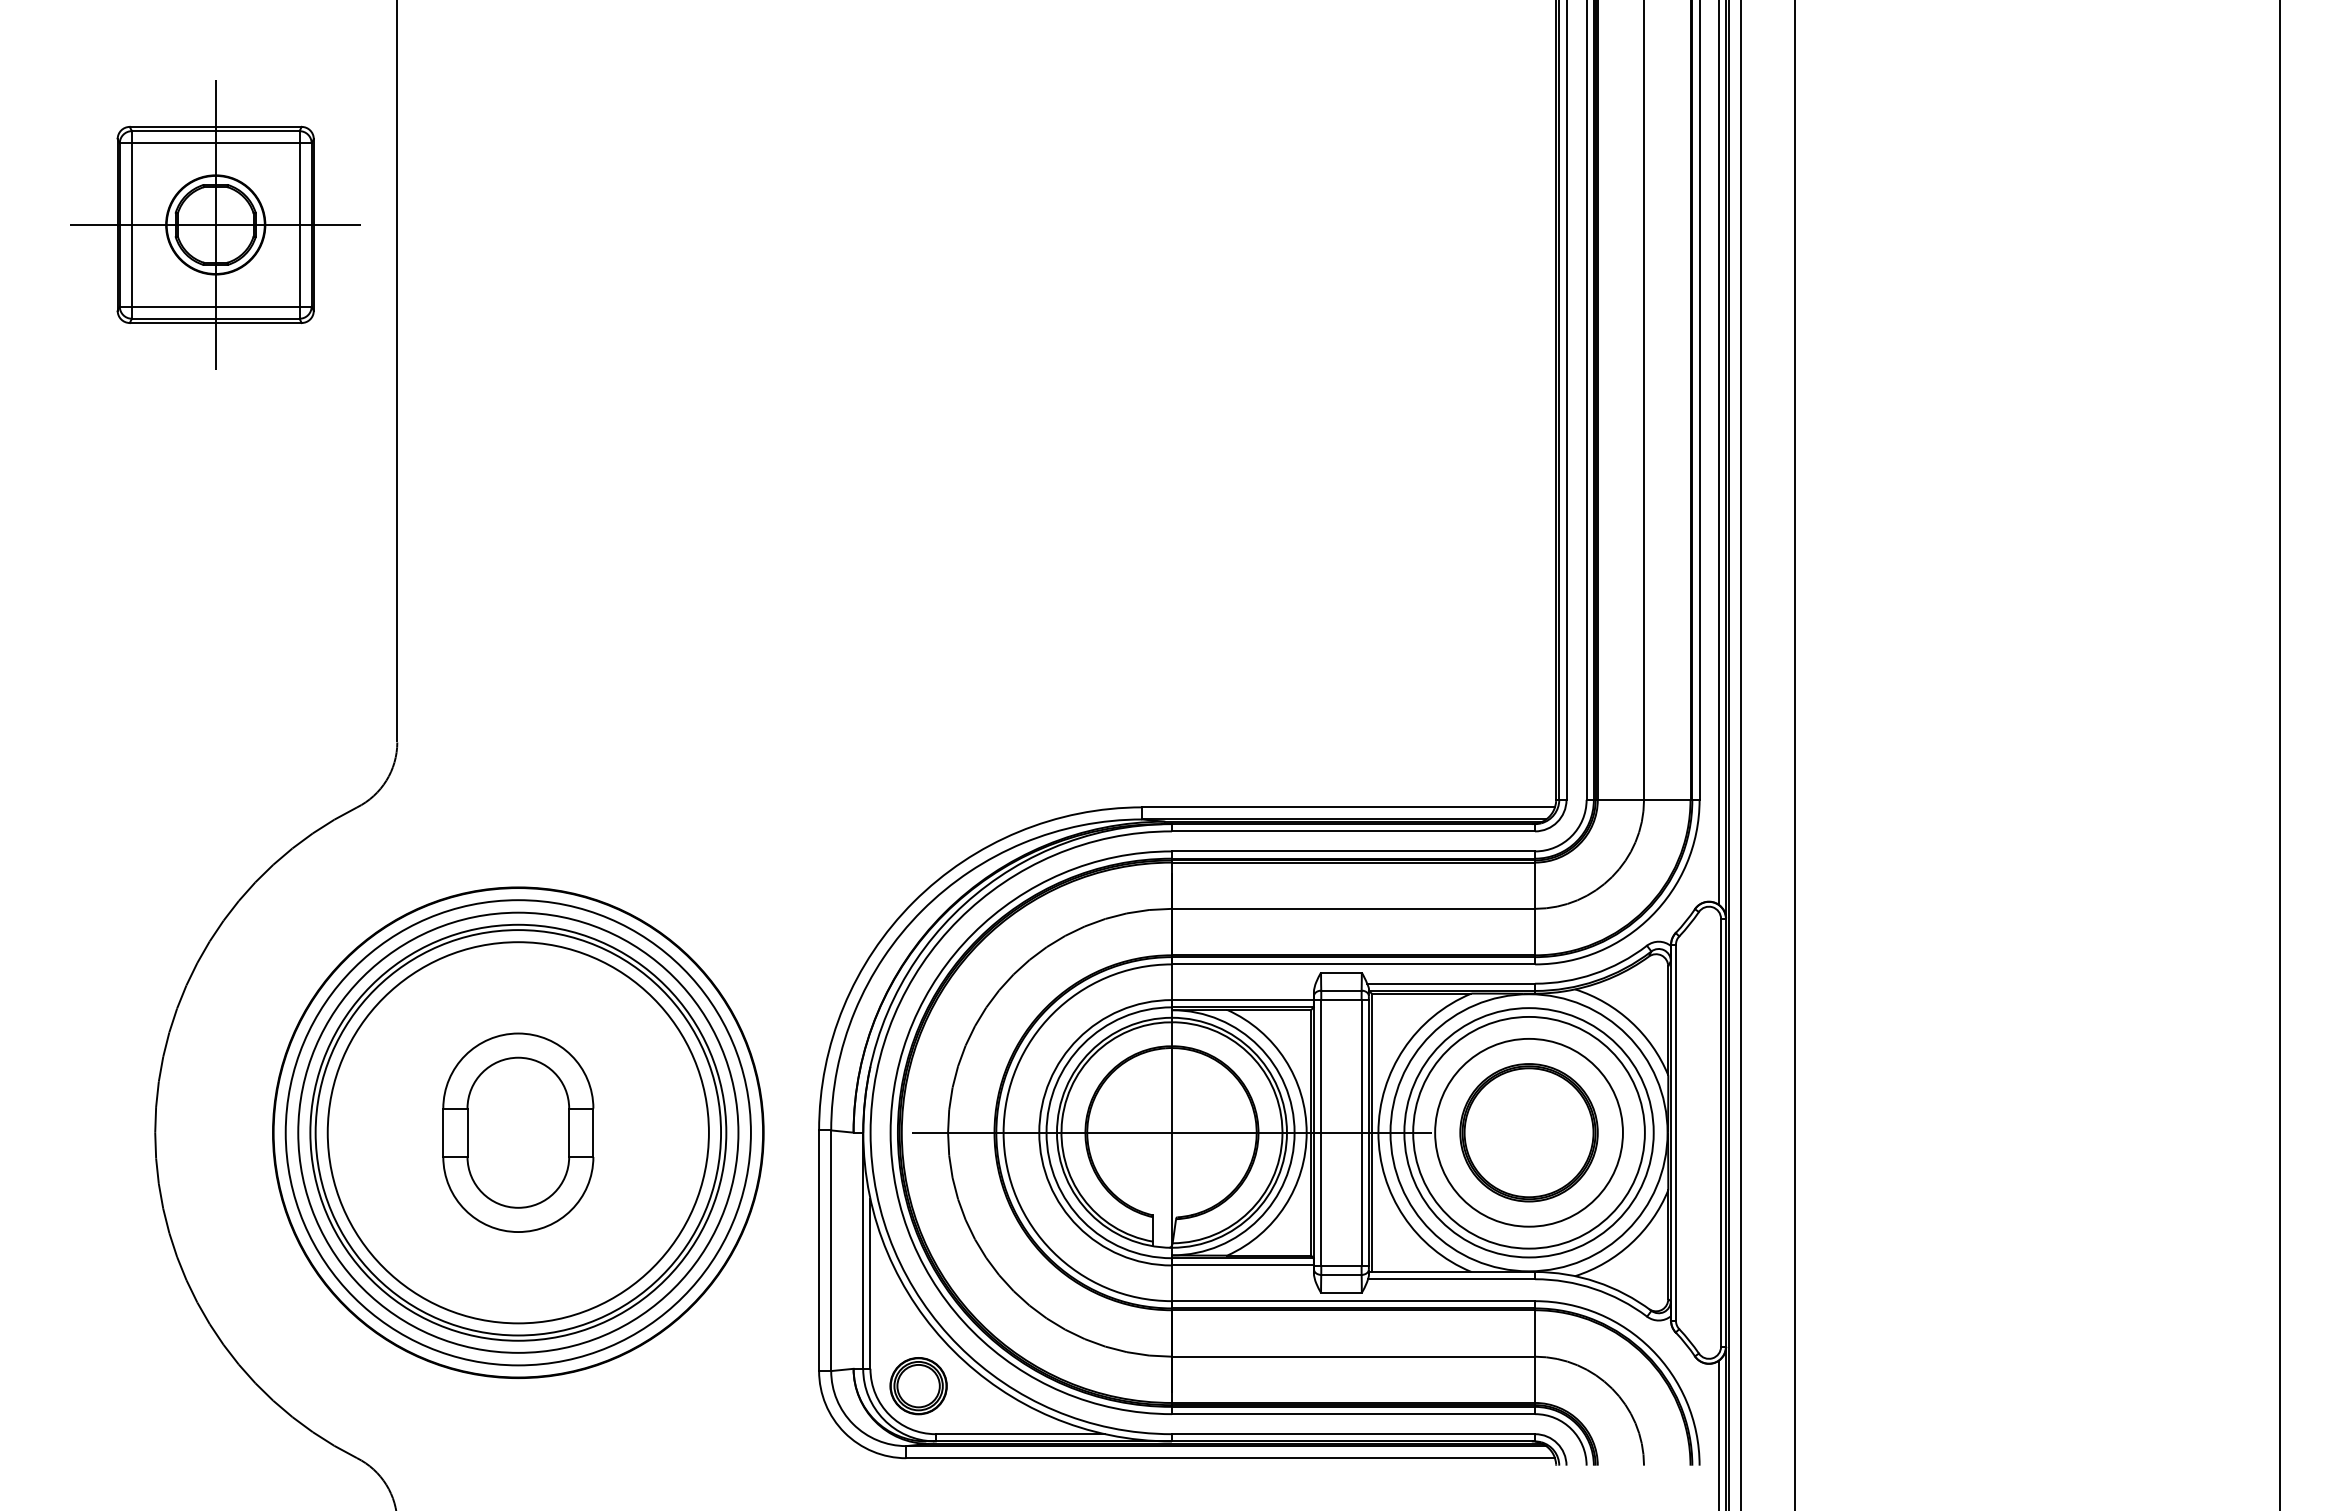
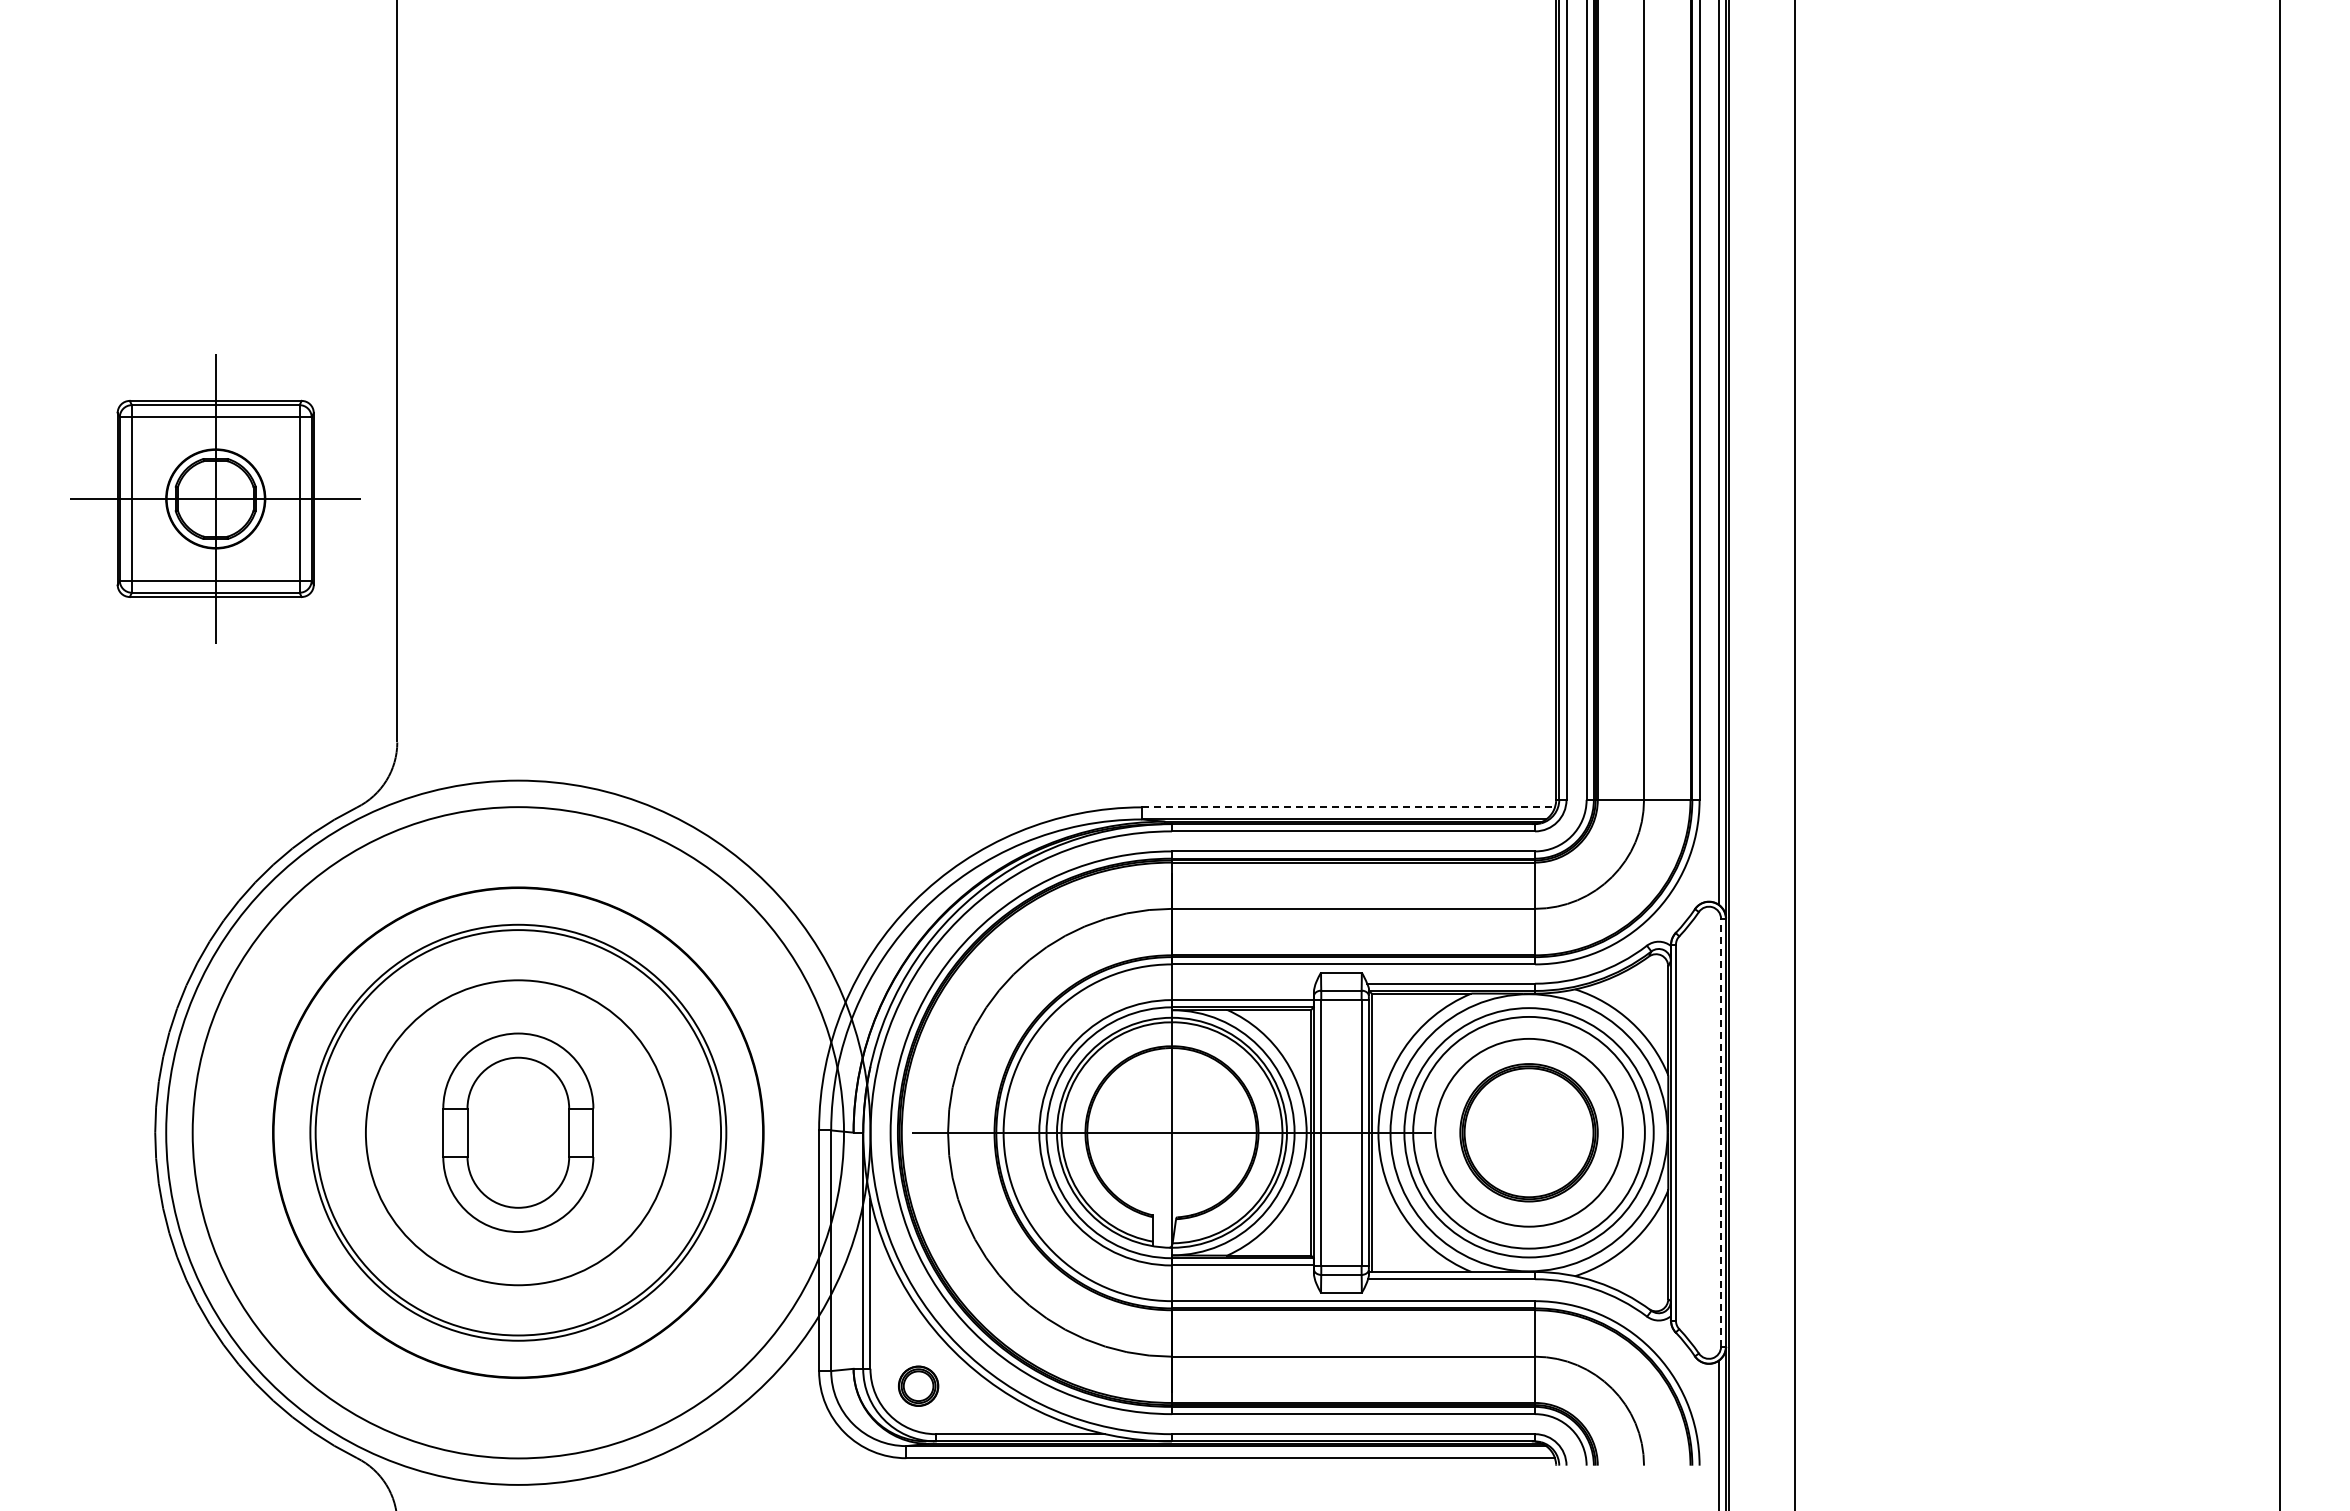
part position: (215, 224) -> (215, 498) (215, 498)
line: present -> none (1740, 754)
line: solid -> dashed (1349, 807)
circle diameter: 381 px -> 305 px (517, 1132)
circle diameter: 465 px -> 651 px (518, 1132)
circle diameter: 440 px -> 704 px (518, 1132)
line: solid -> dashed (1721, 1132)
part size: 59x59 px -> 42x42 px (918, 1385)
